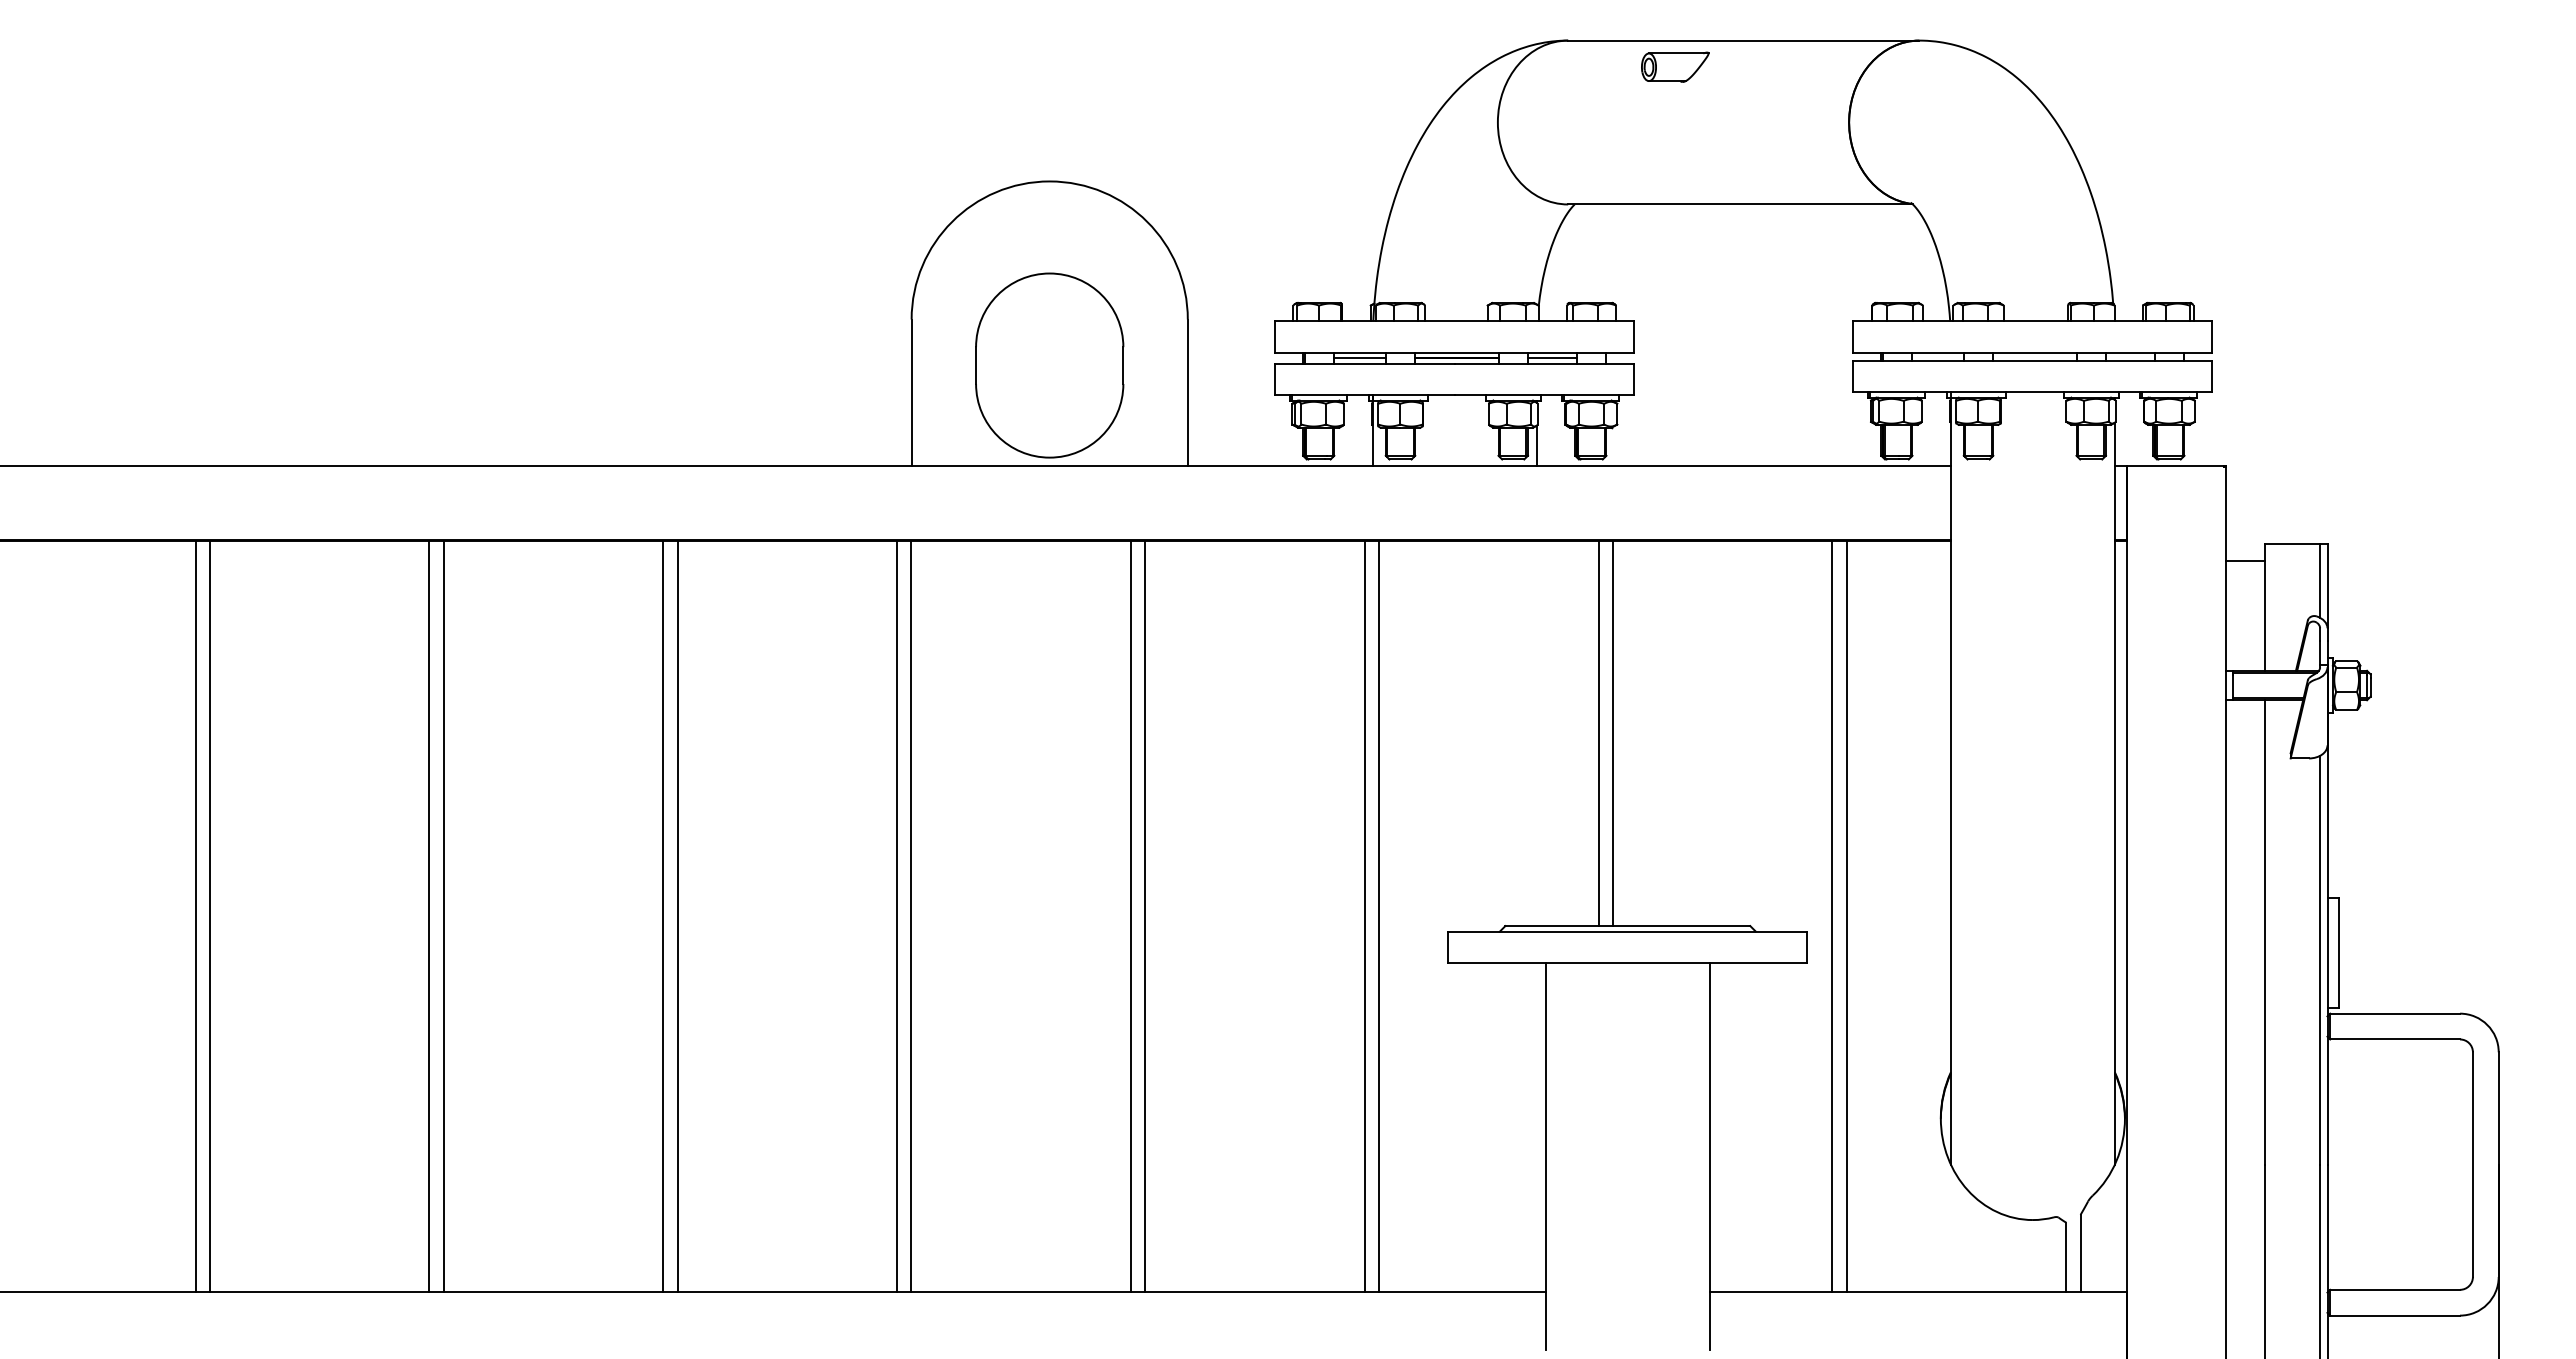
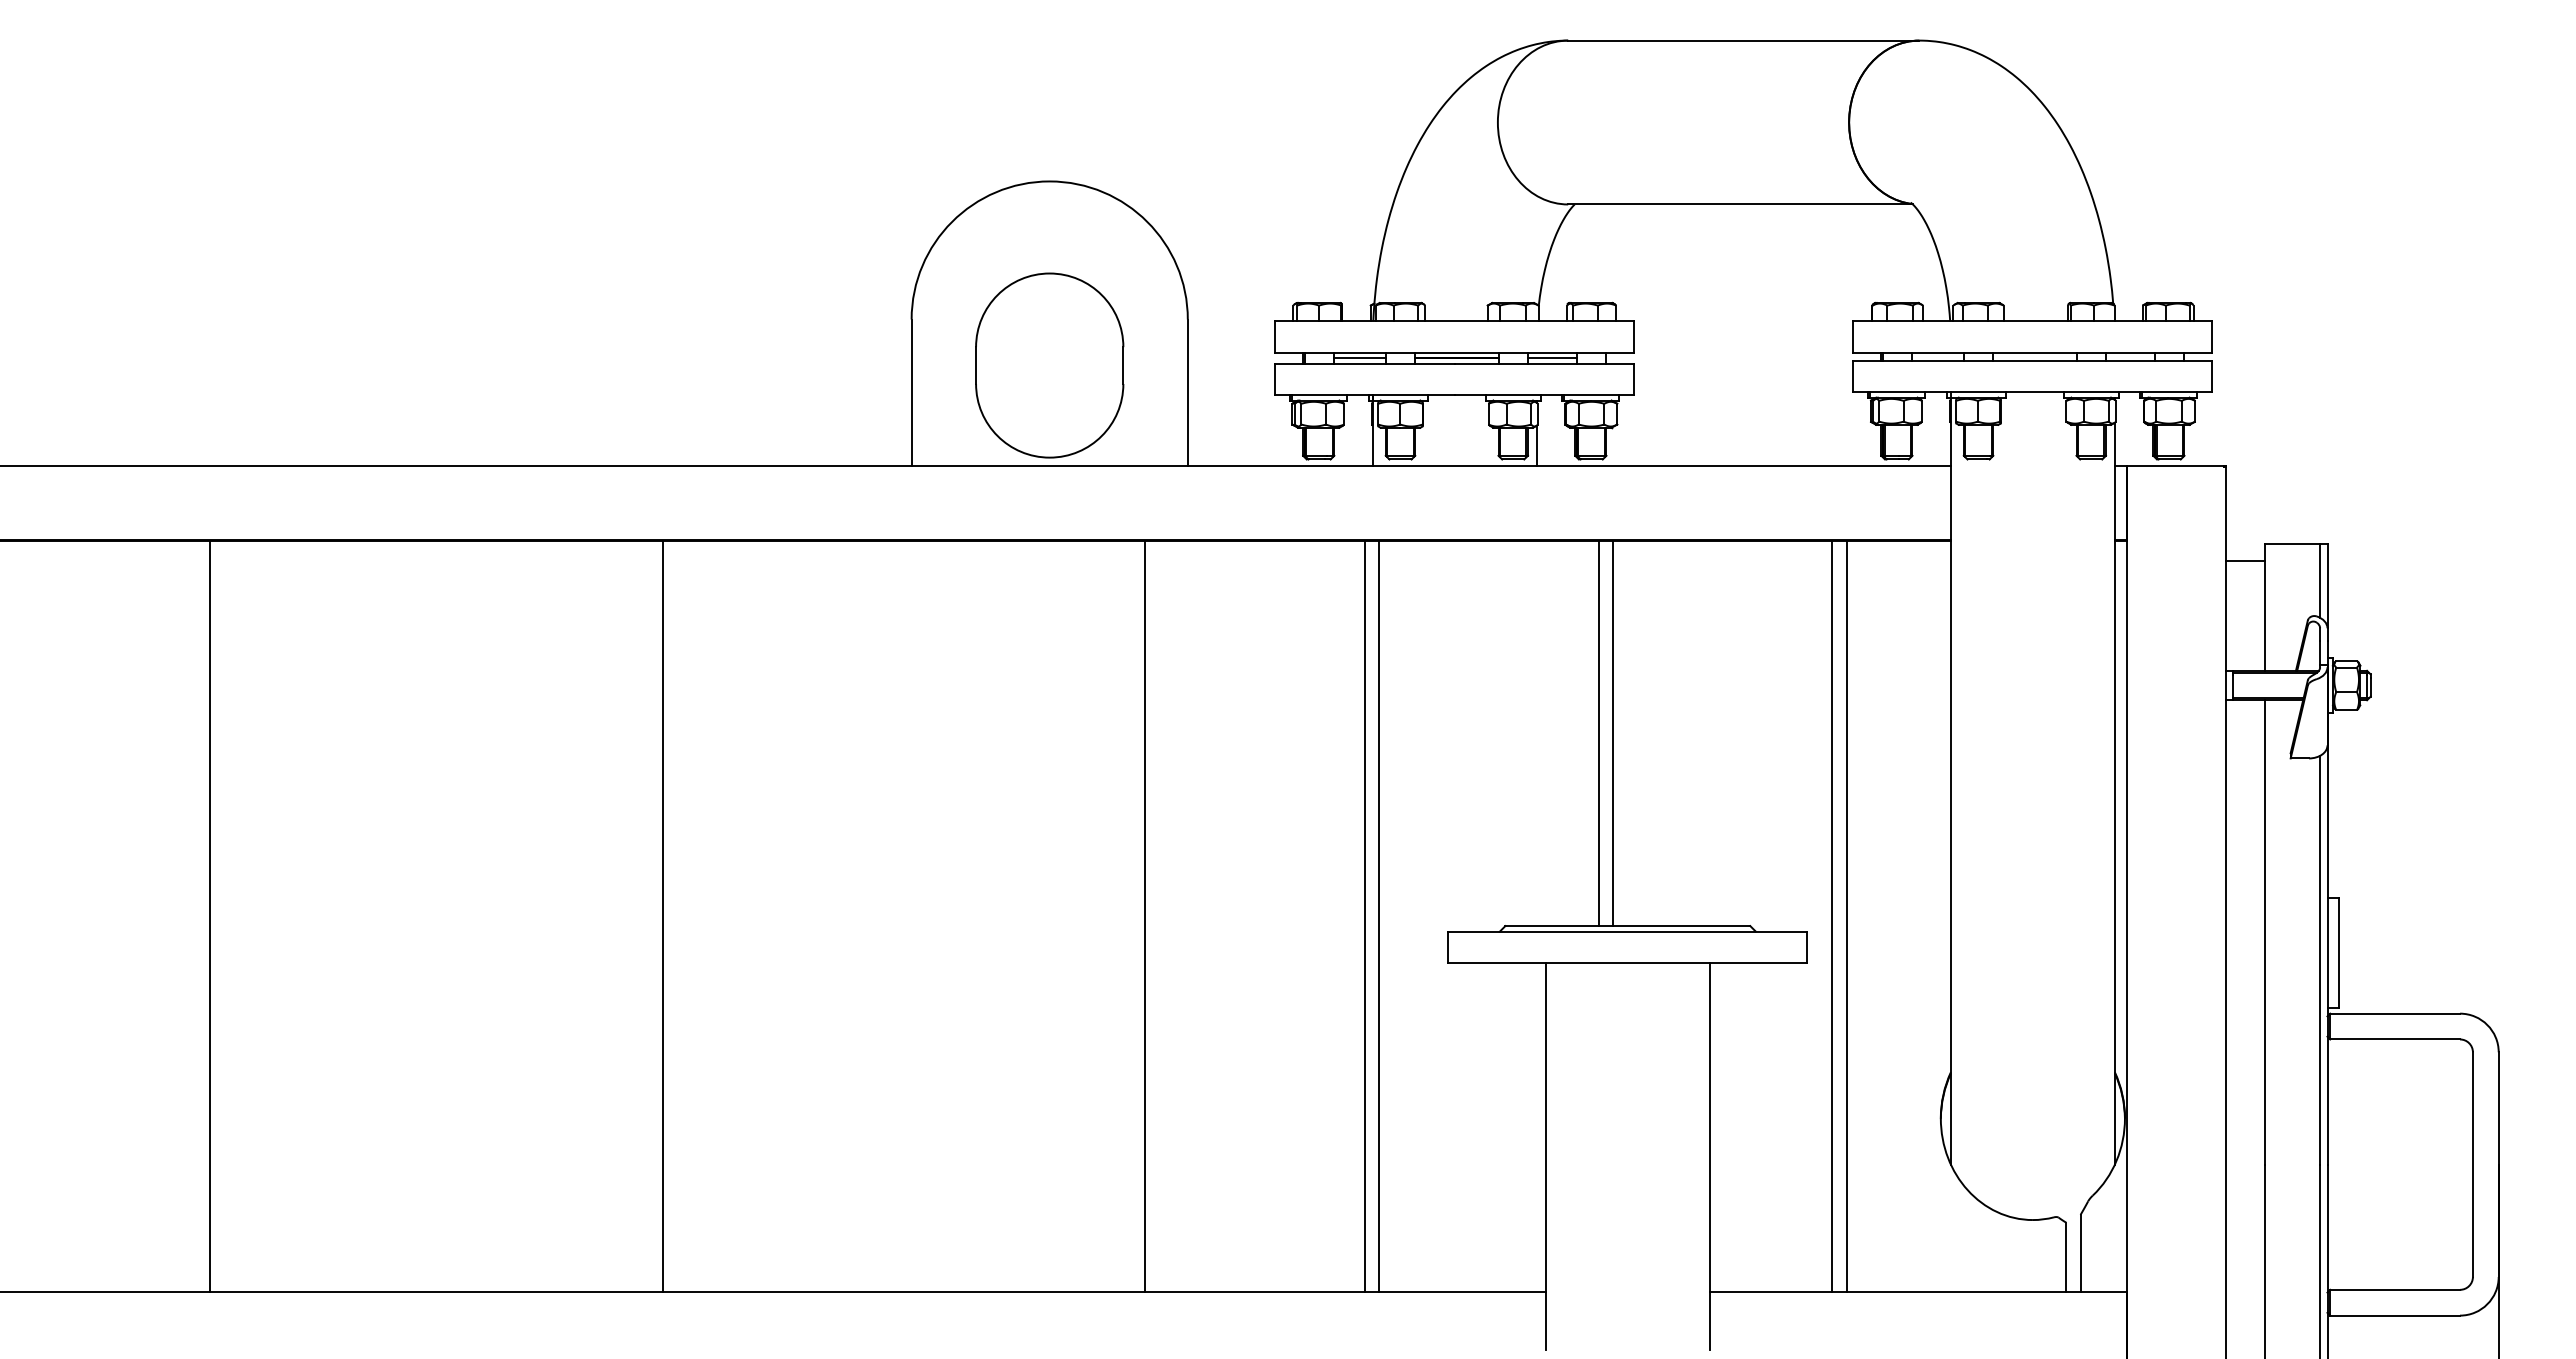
part: present -> none (1675, 66)
line: present -> none (195, 916)
line: present -> none (429, 916)
line: present -> none (443, 916)
line: present -> none (677, 916)
line: present -> none (897, 916)
line: present -> none (911, 916)
line: present -> none (1130, 916)
